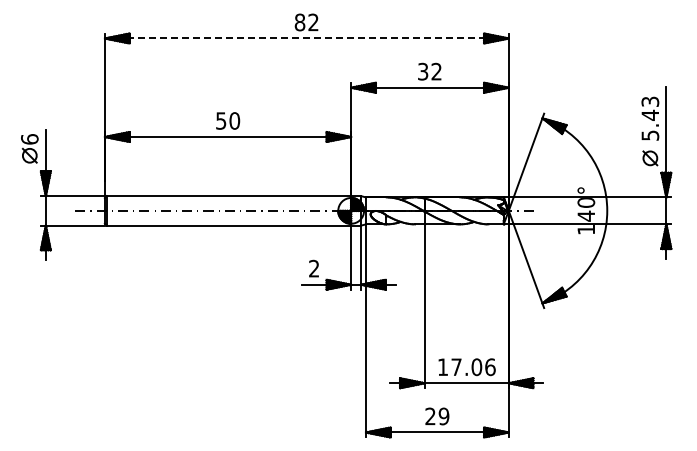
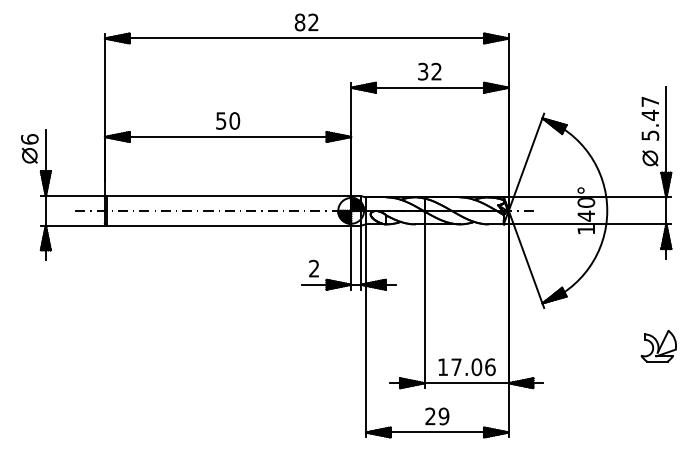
line: dashed -> solid (306, 38)
text: 5.43 -> 5.47 (650, 101)
part: none -> present (658, 345)
